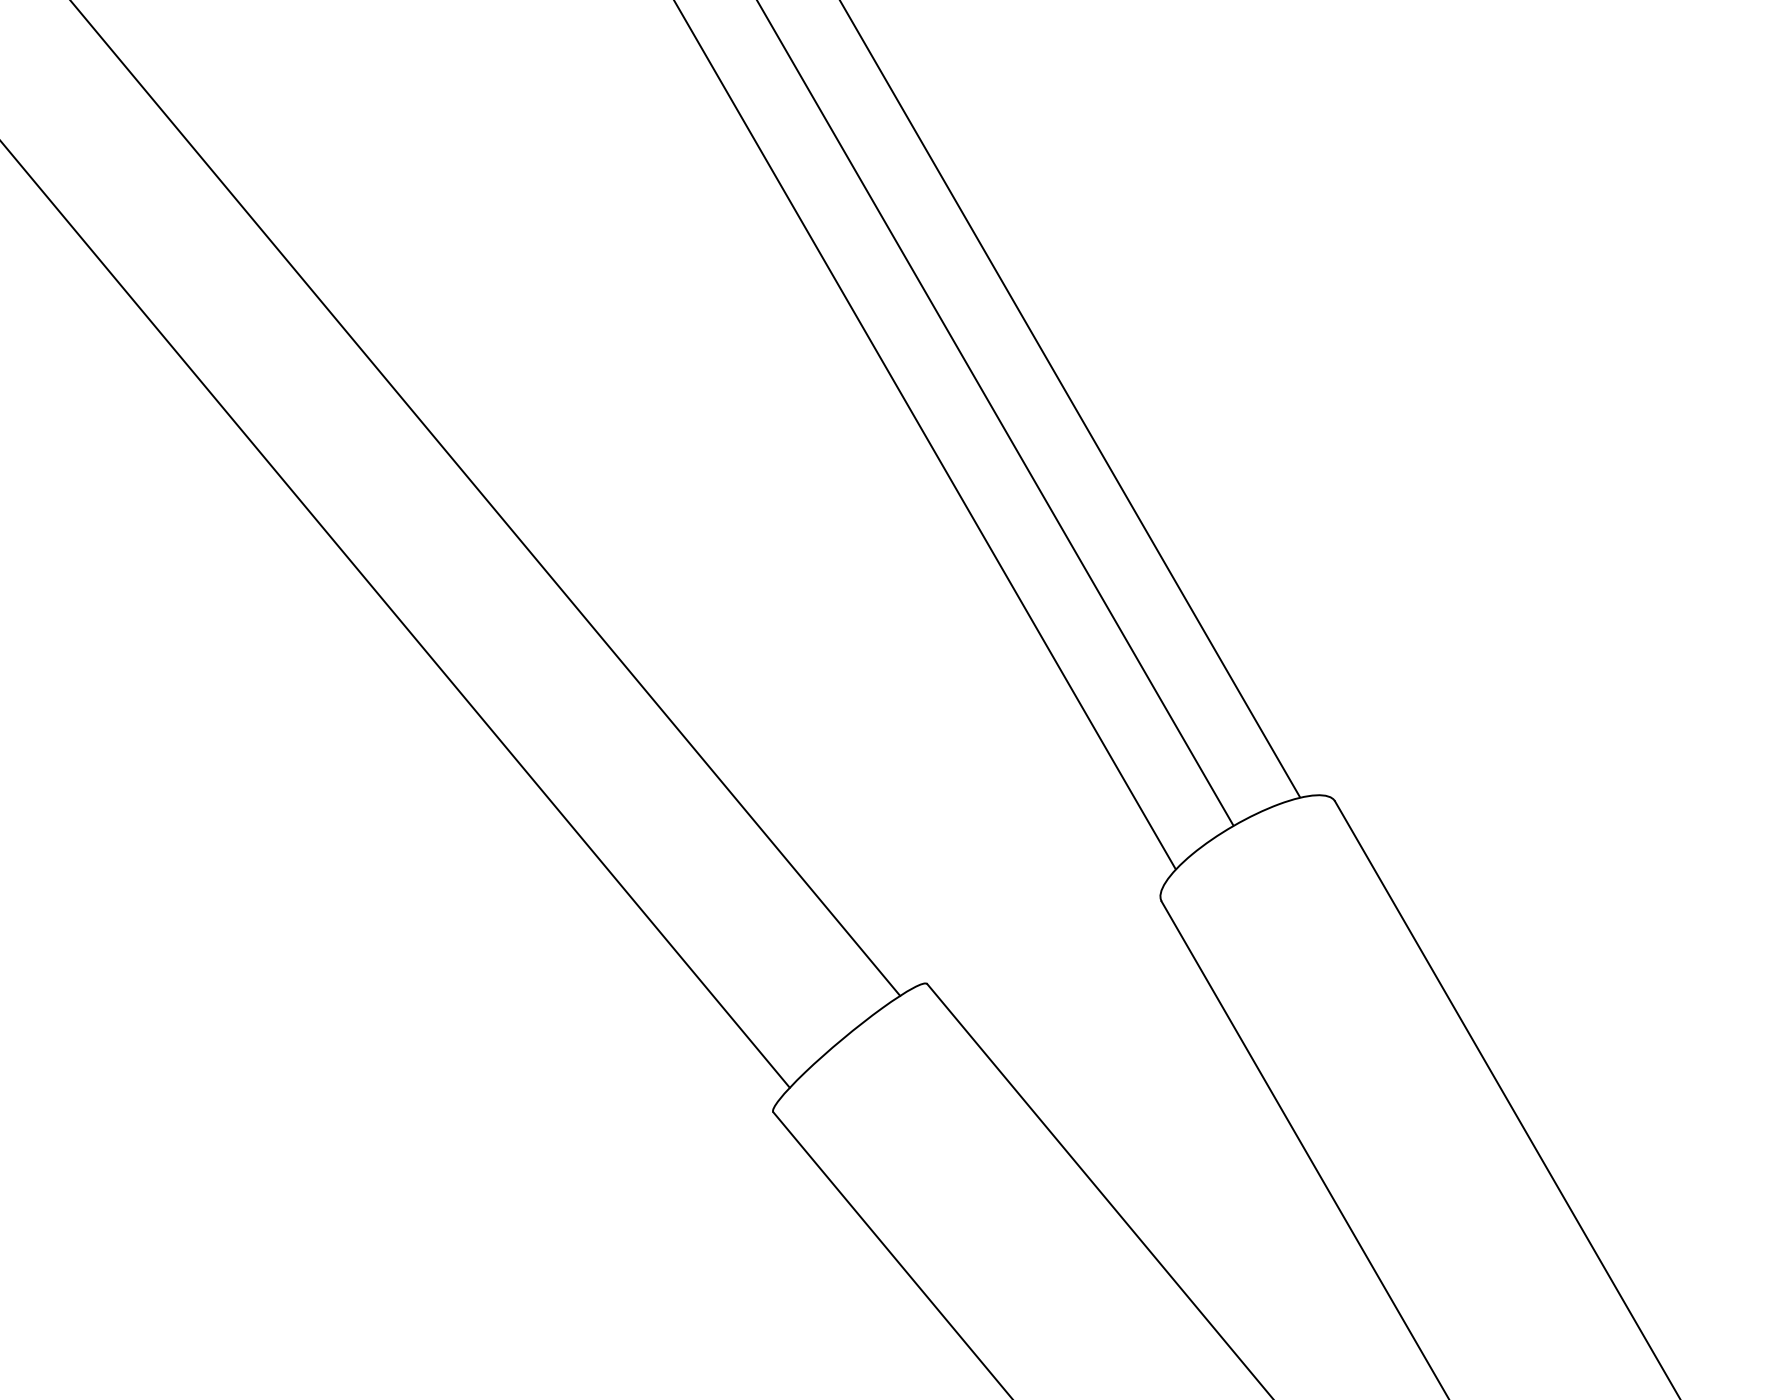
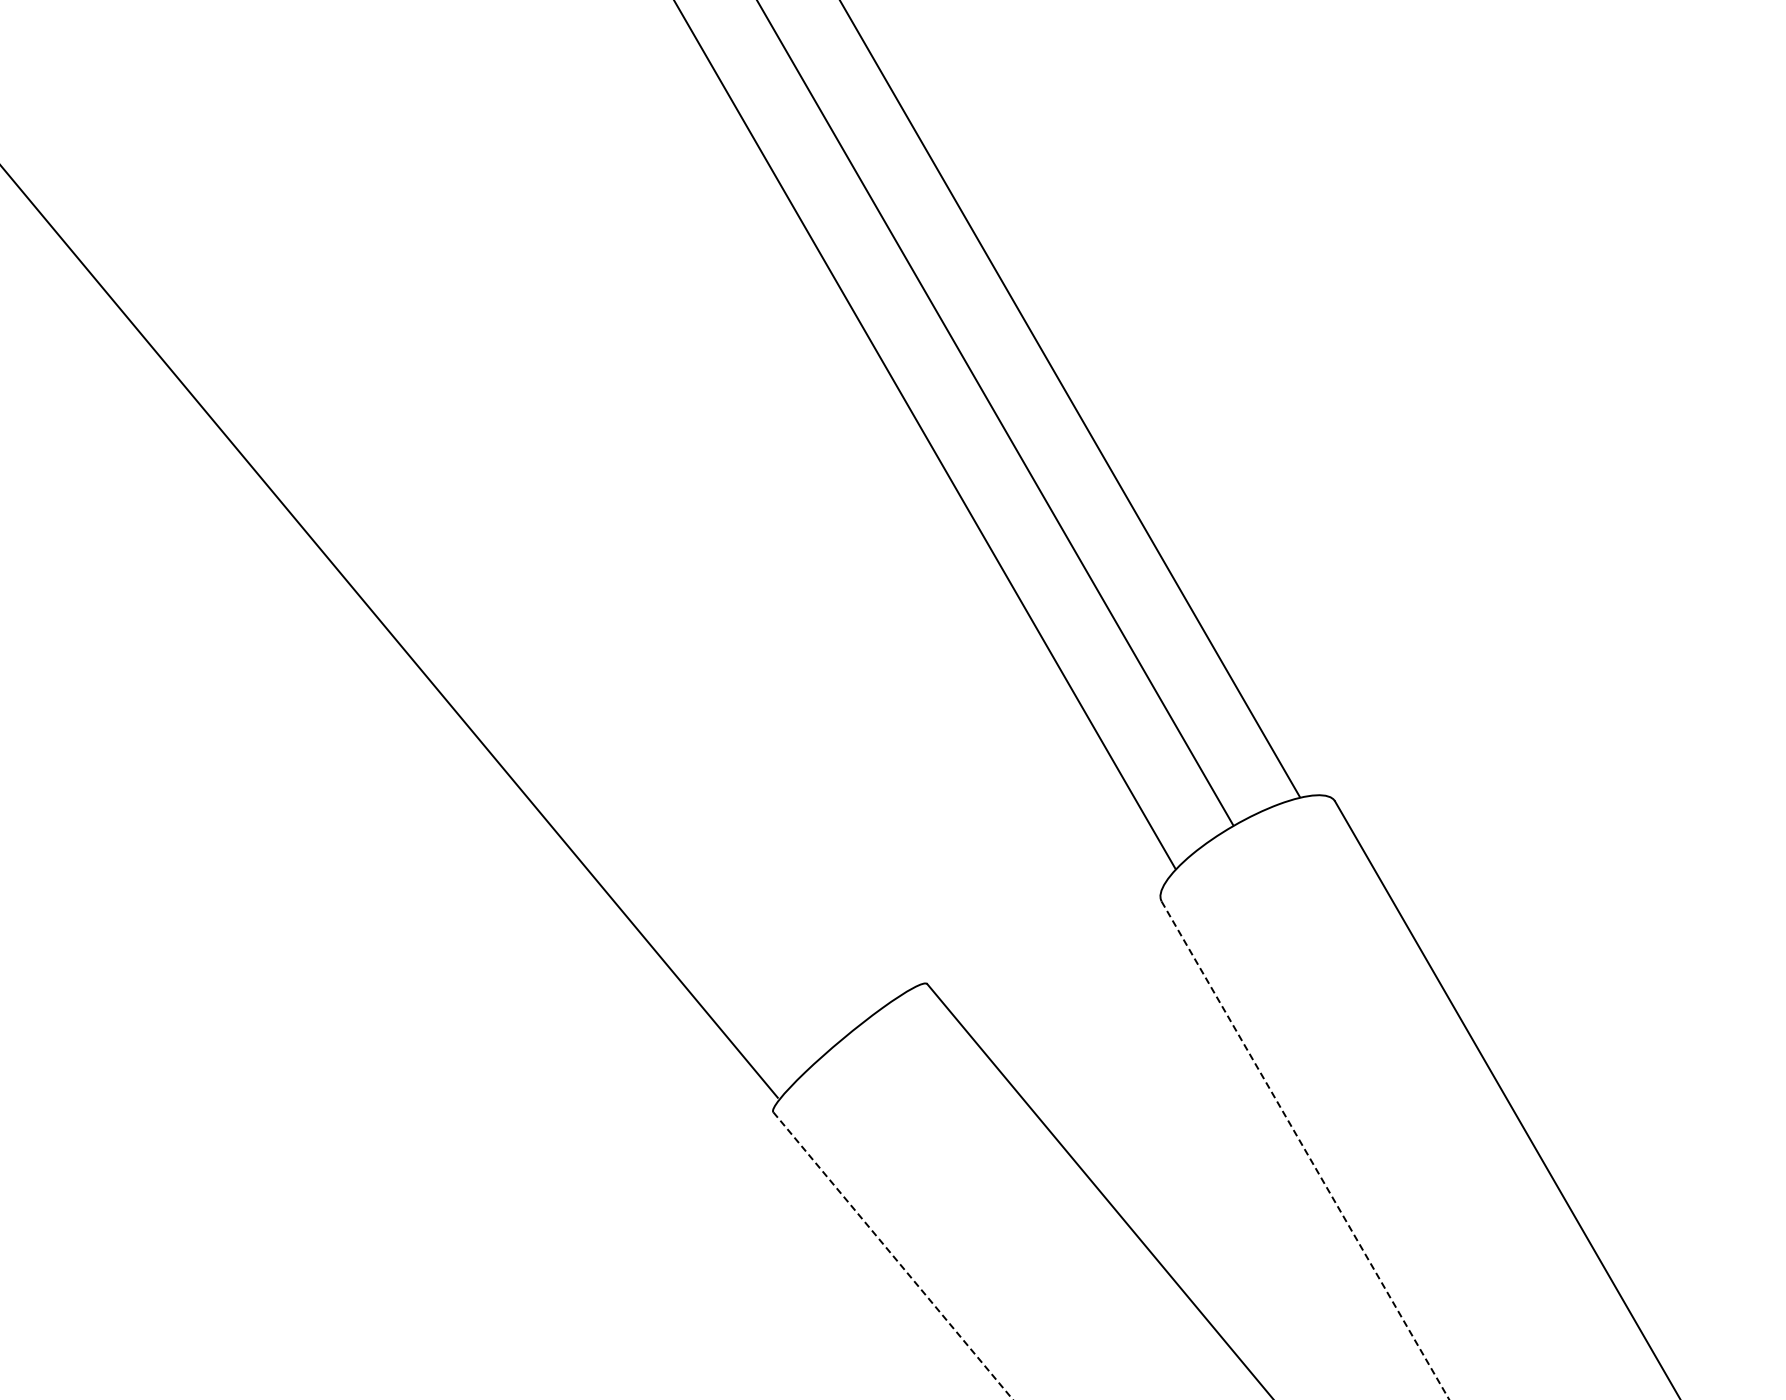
line: present -> none (486, 498)
line position: (395, 614) -> (389, 632) (389, 632)
line: solid -> dashed (1305, 1150)
line: solid -> dashed (893, 1255)
